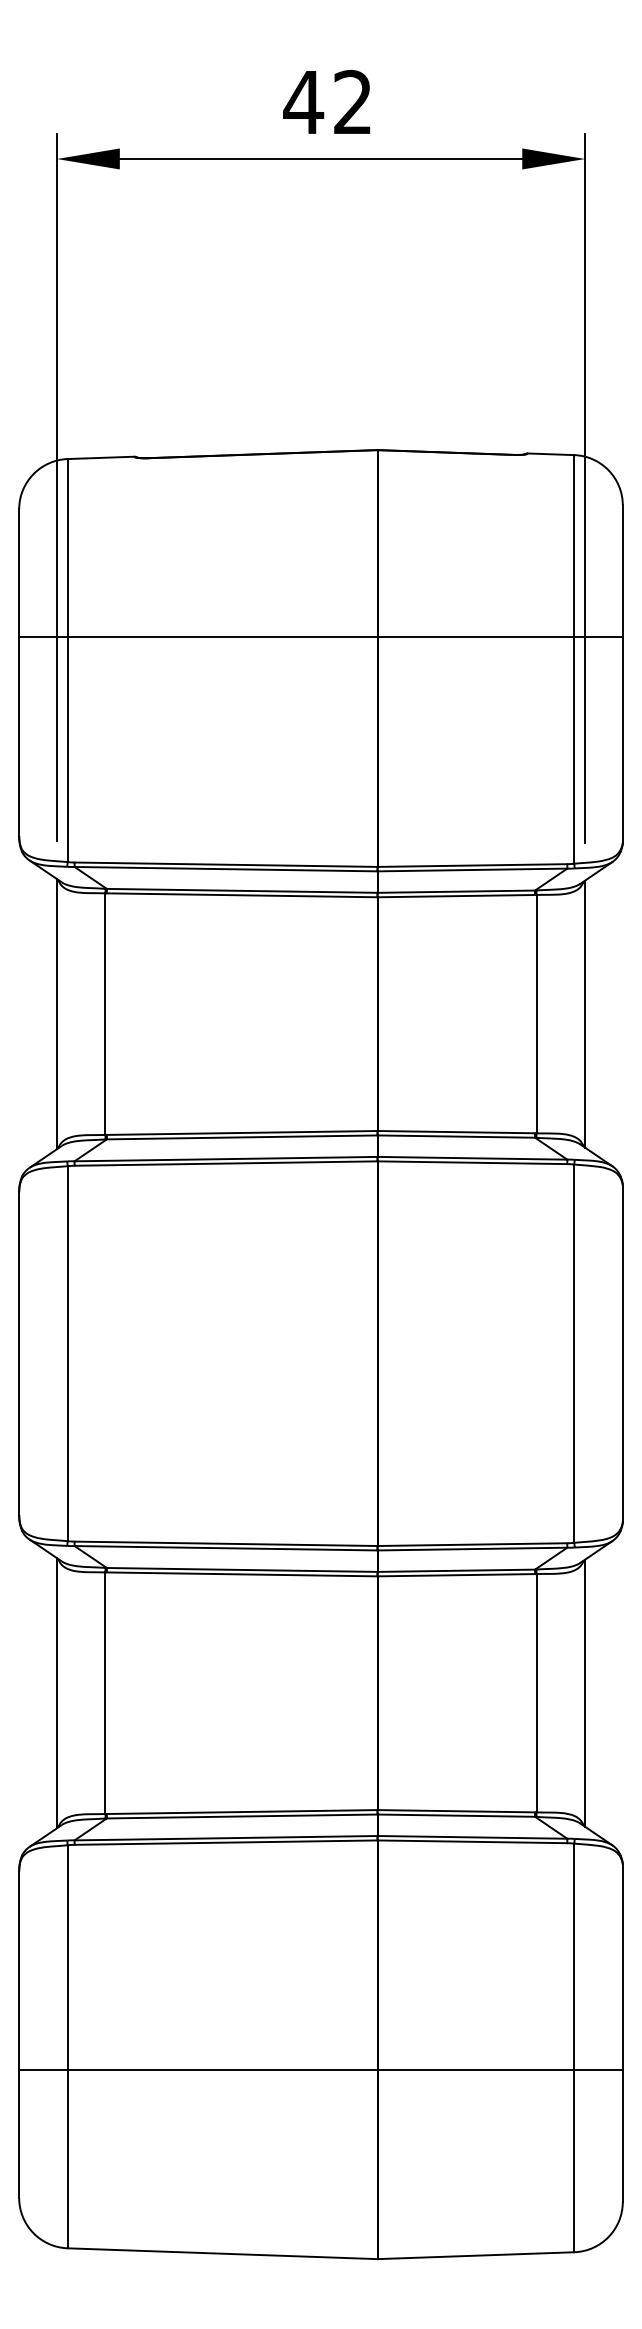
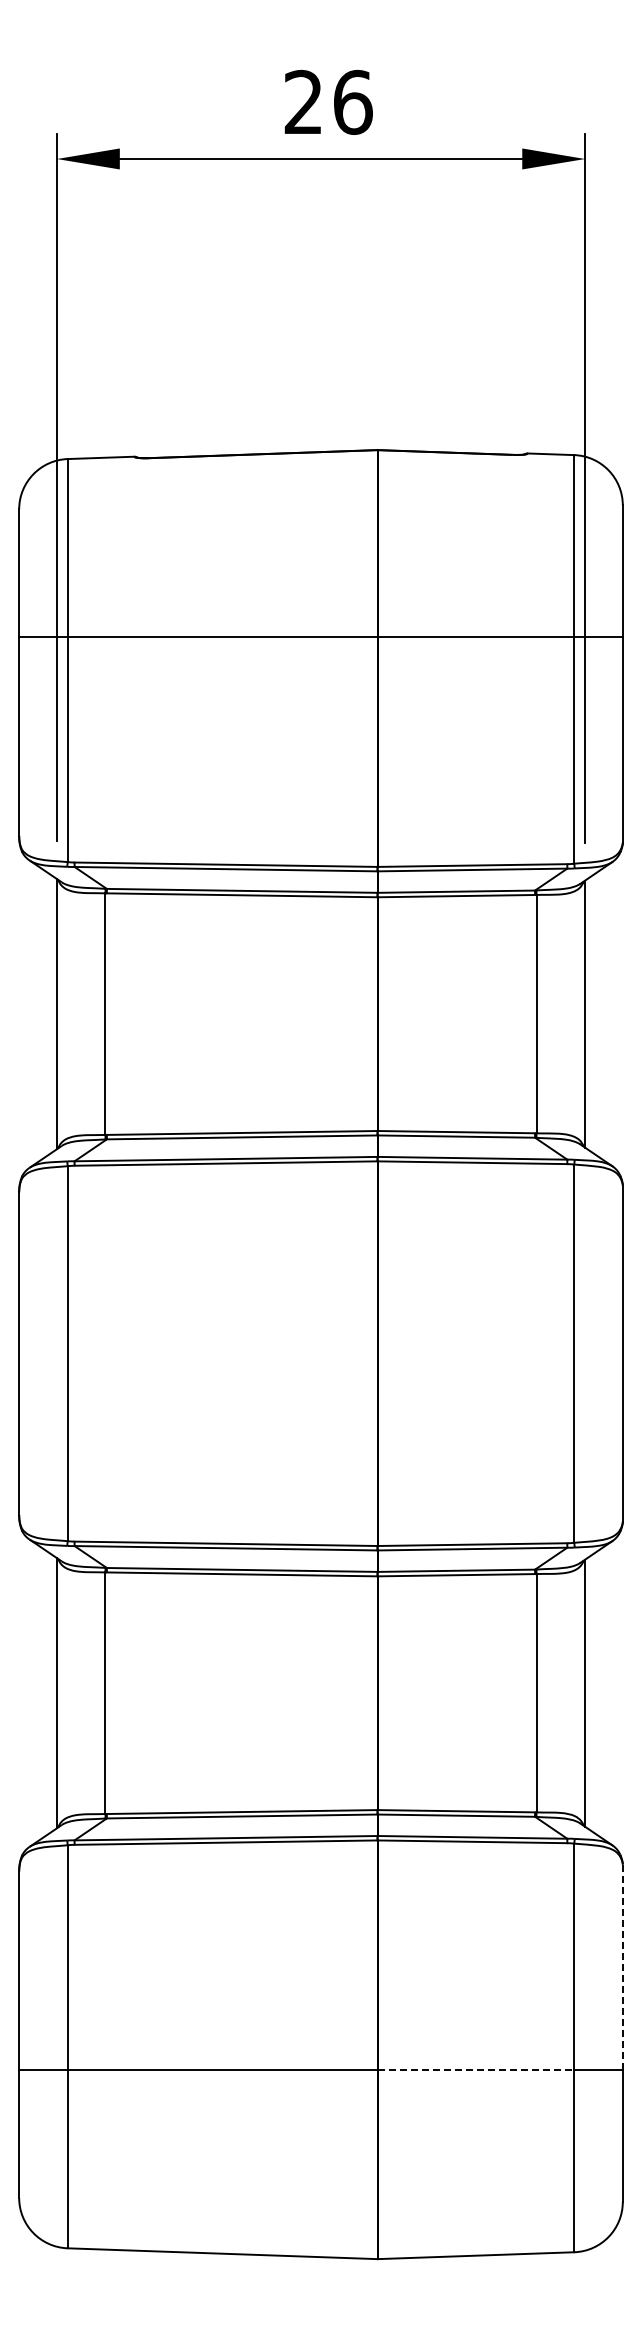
text: 42 -> 26 (327, 101)
line: solid -> dashed (622, 1967)
line: solid -> dashed (476, 2070)
